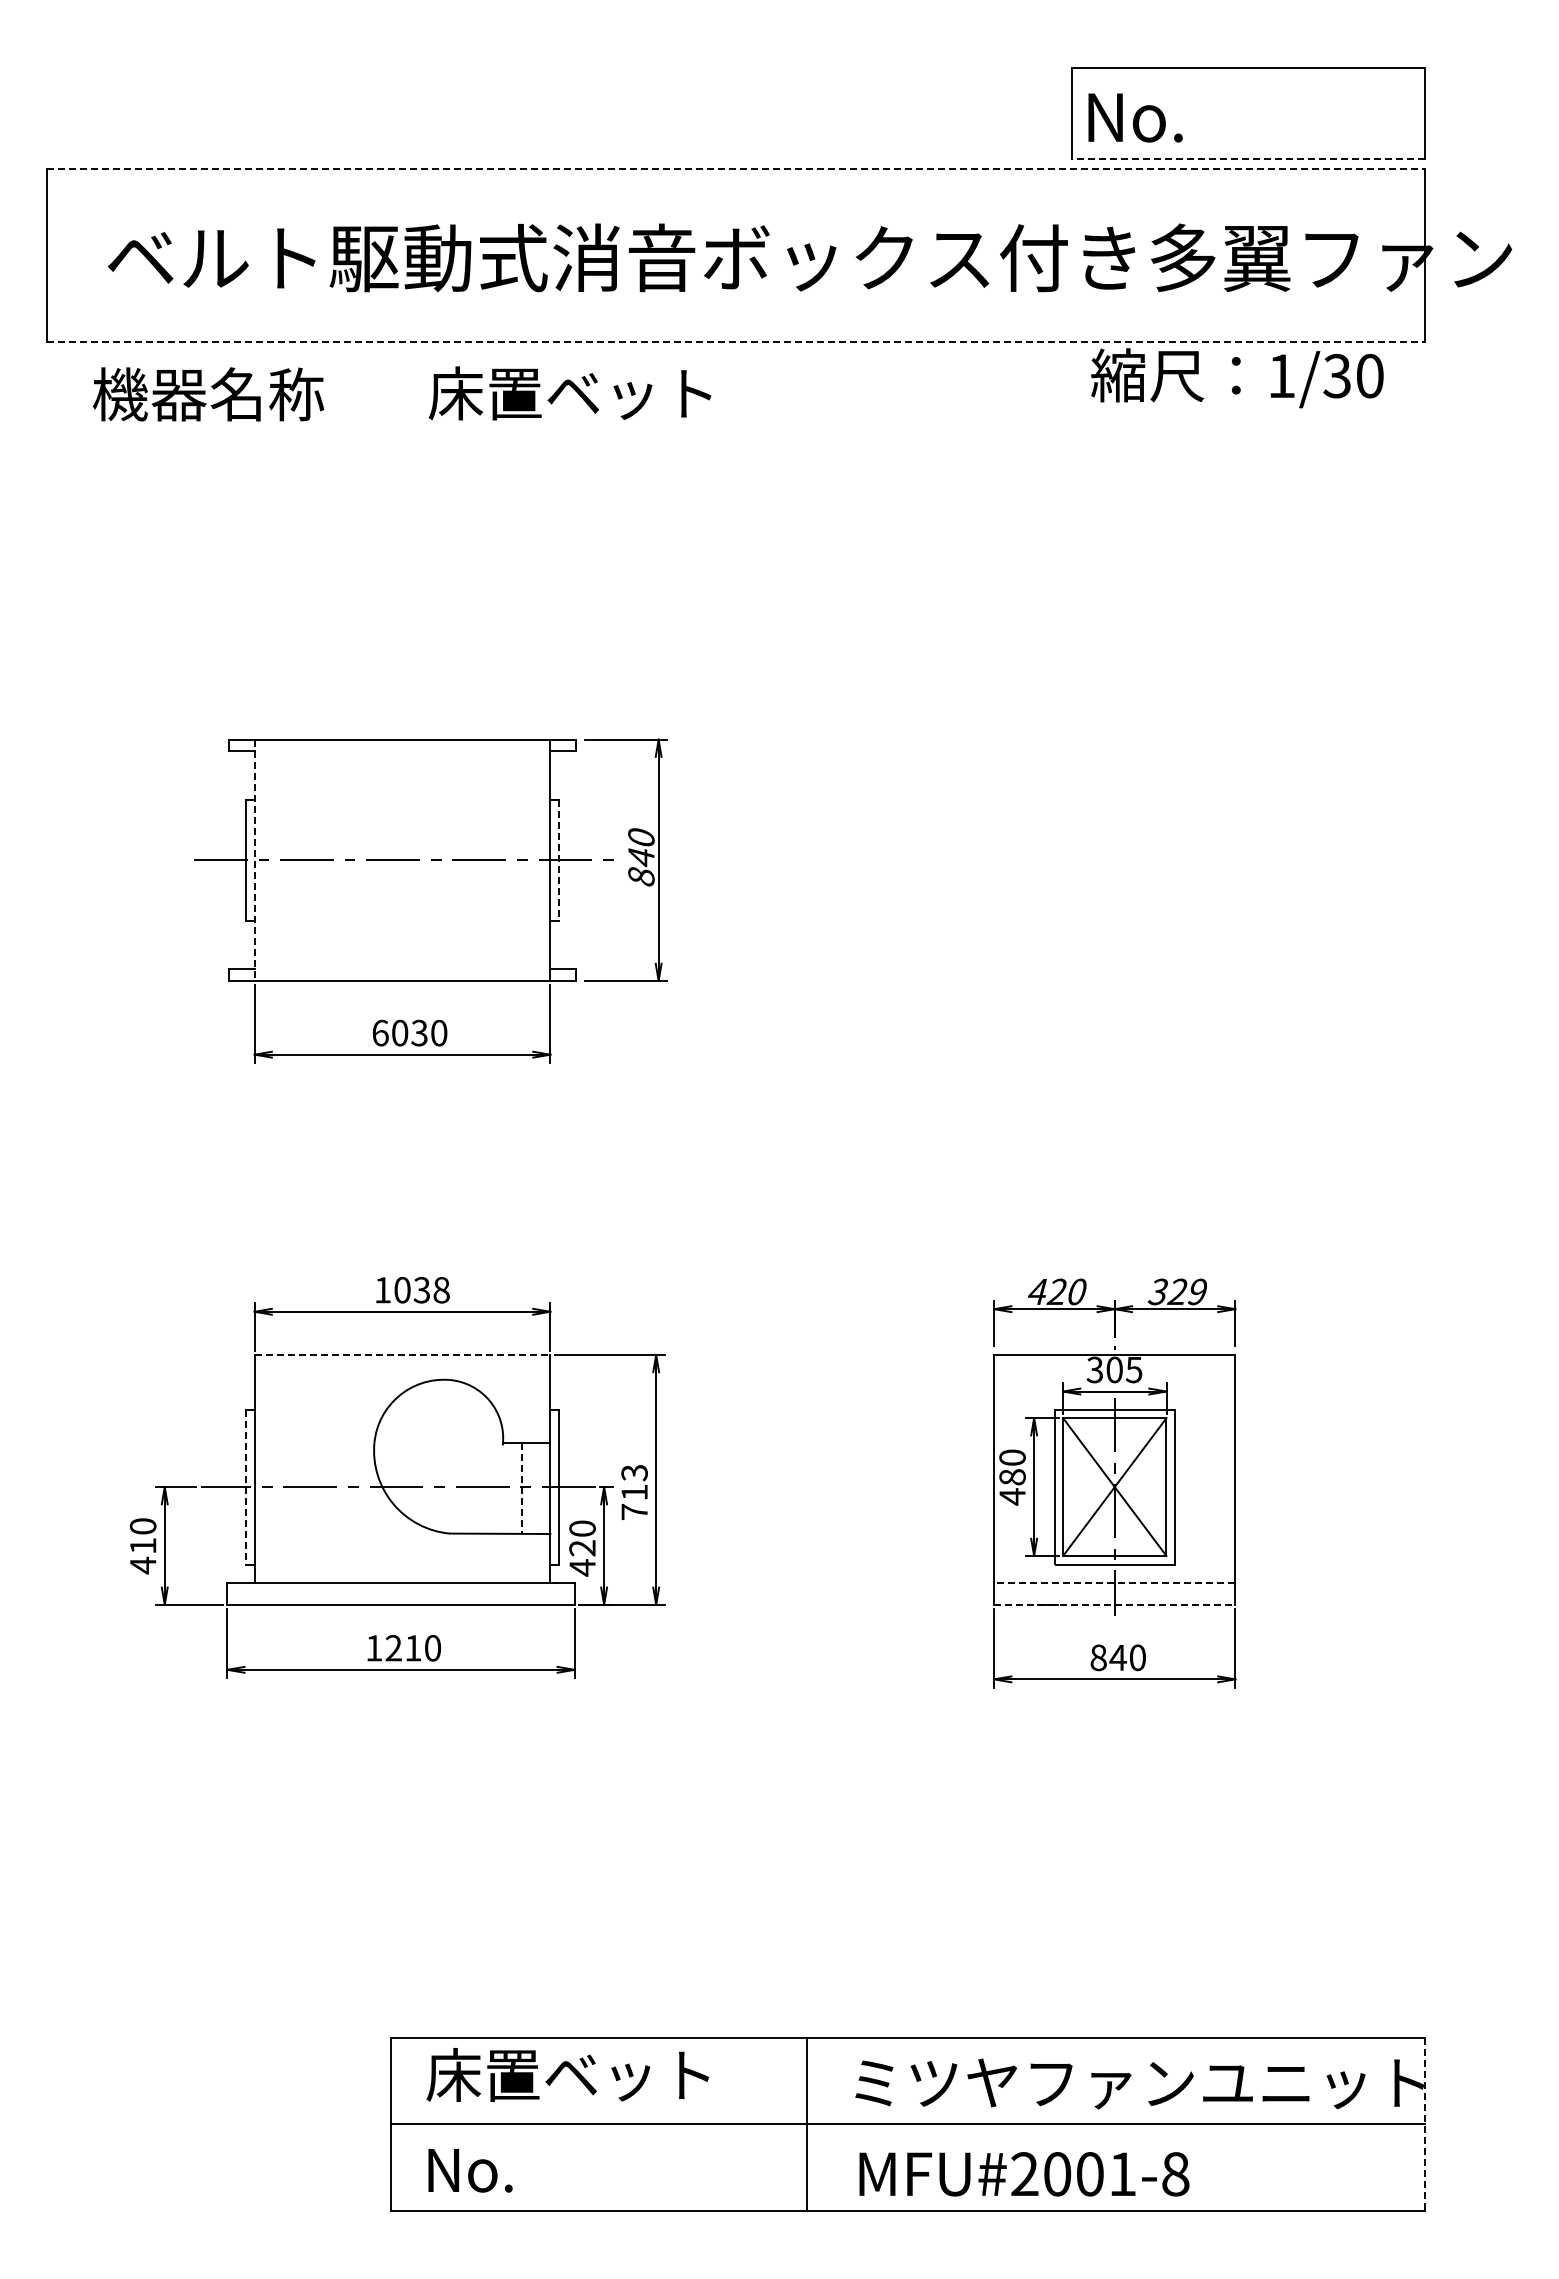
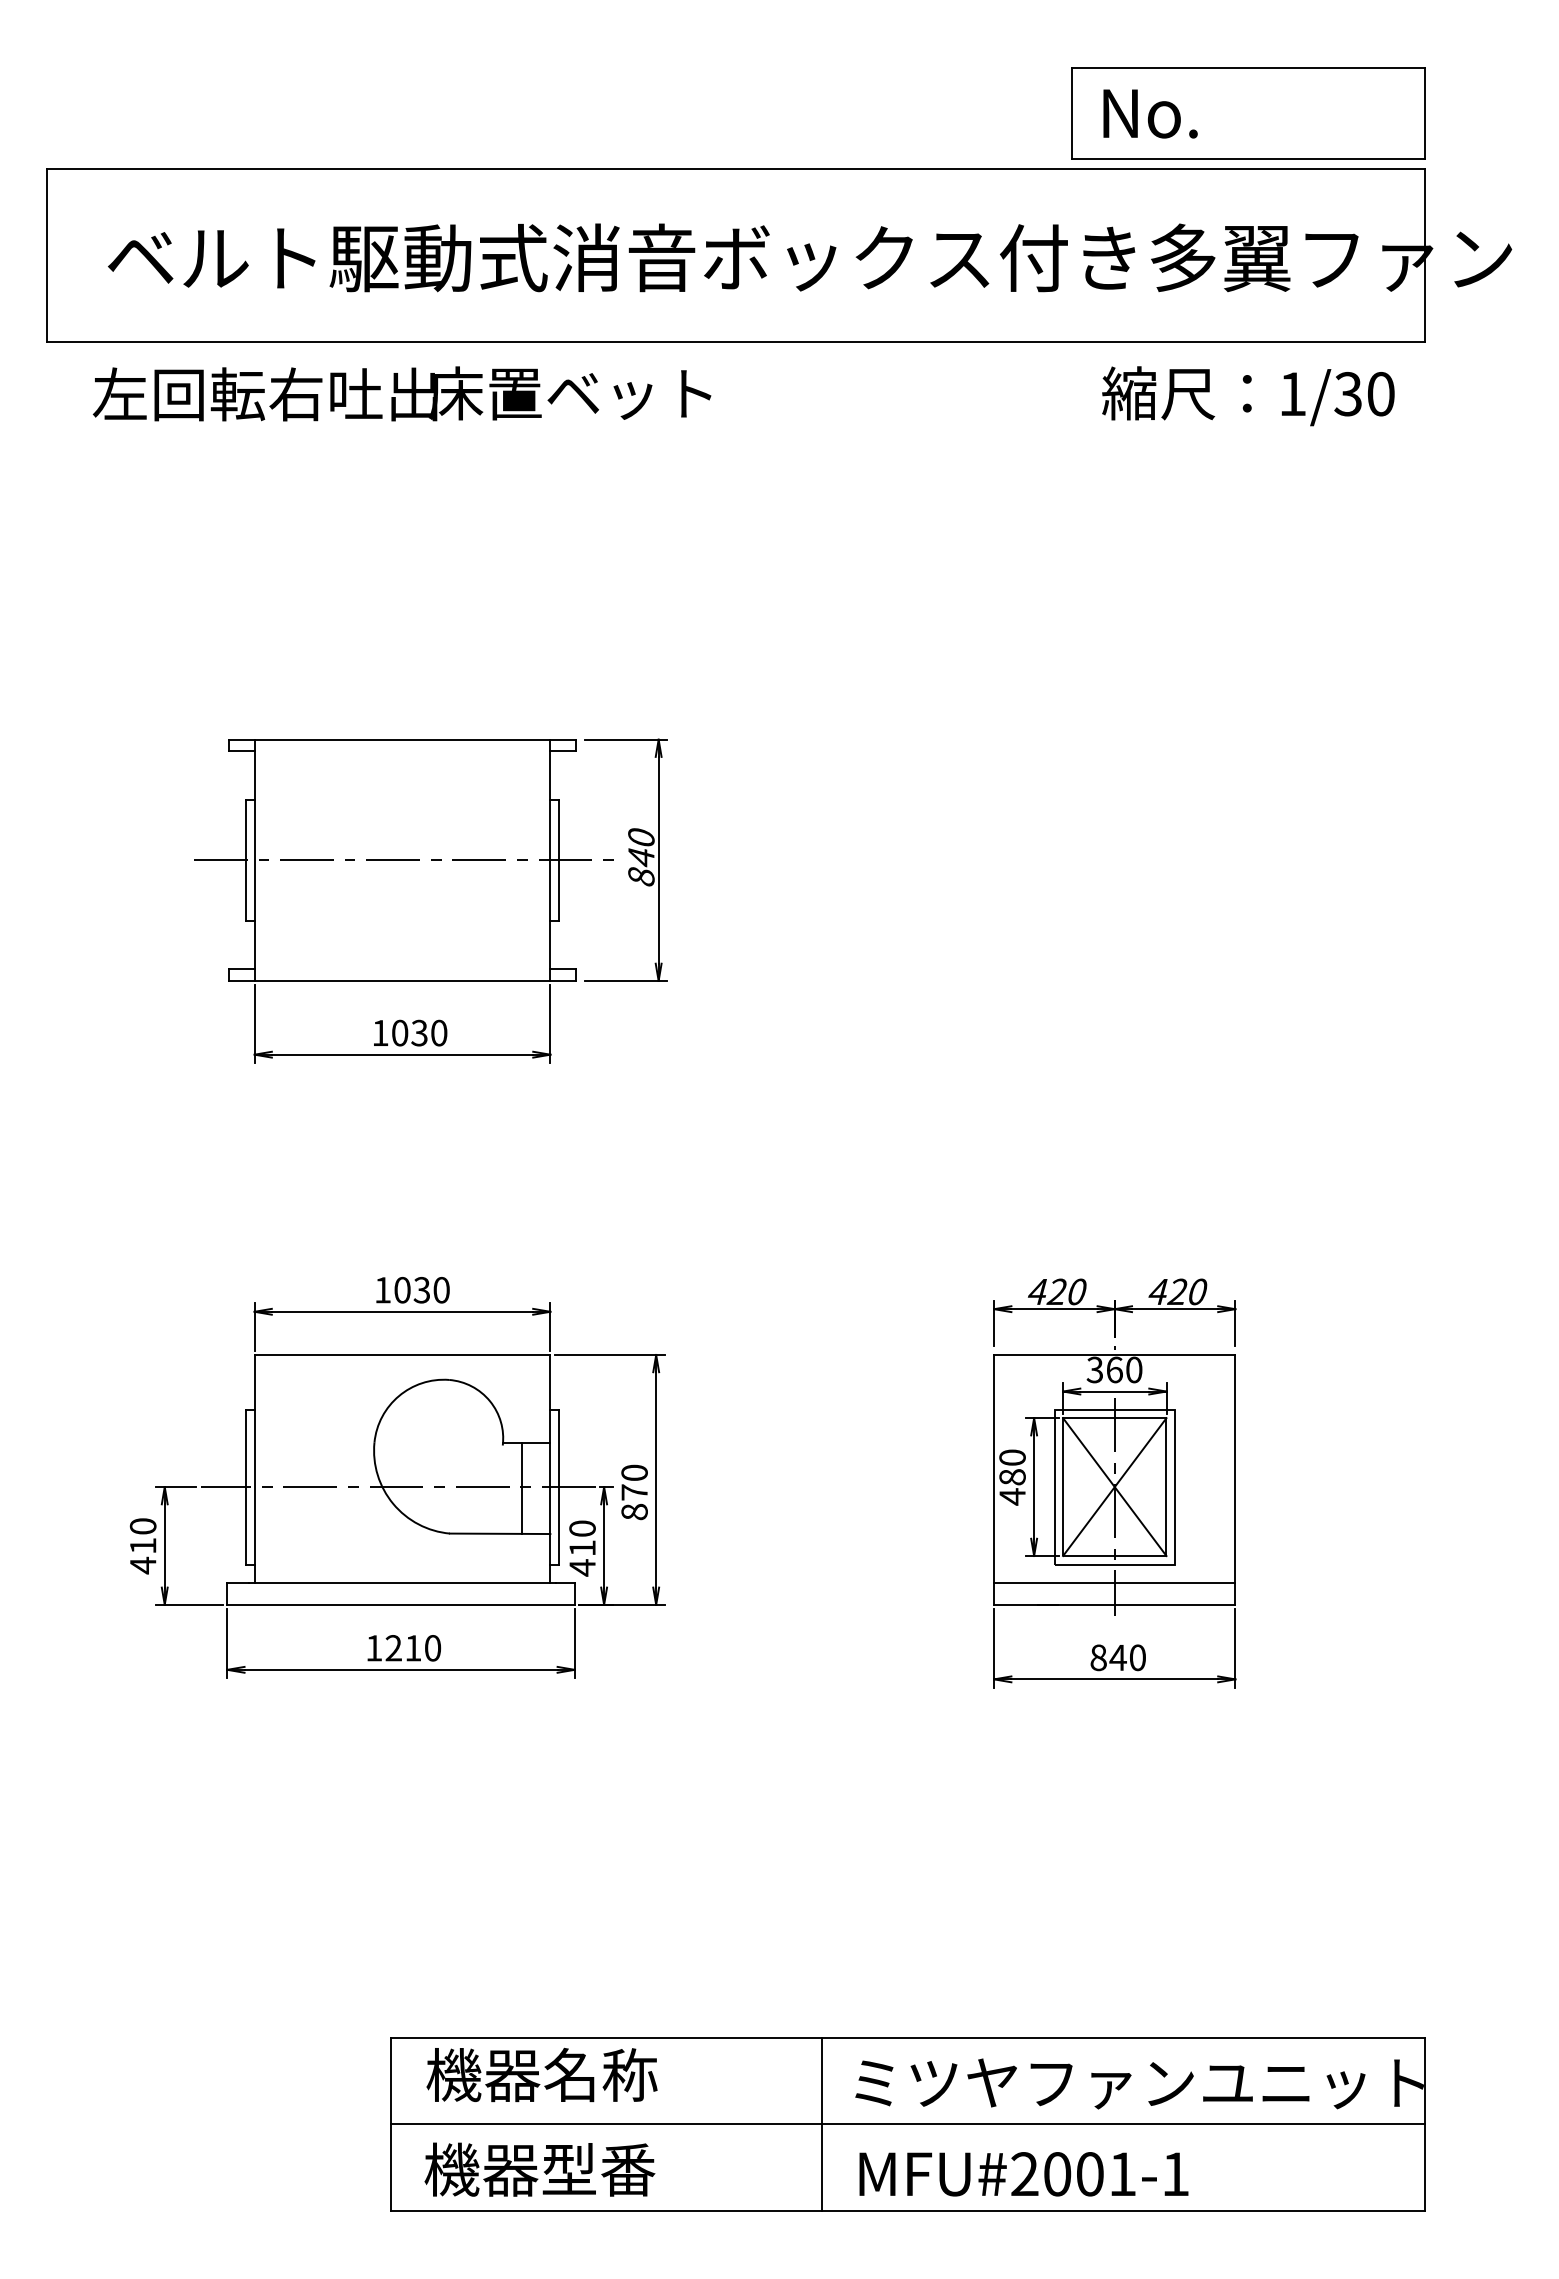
text position: (1135, 117) -> (1150, 113) (1150, 113)
line: dashed -> solid (1248, 159)
line: dashed -> solid (736, 169)
line: dashed -> solid (736, 341)
text position: (1237, 378) -> (1248, 396) (1248, 396)
text: 機器名称 -> 左回転右吐出 (264, 394)
line: dashed -> solid (254, 860)
line: dashed -> solid (559, 860)
text: 6030 -> 1030 (380, 1032)
text: 1038 -> 1030 (441, 1290)
text: 329 -> 420 (1177, 1291)
line: dashed -> solid (402, 1354)
text: 305 -> 360 (1124, 1369)
line: dashed -> solid (246, 1487)
line: dashed -> solid (521, 1489)
text: 713 -> 870 (634, 1492)
text: 420 -> 410 (582, 1548)
line: dashed -> solid (1114, 1583)
line: dashed -> solid (1114, 1604)
text: 床置ベット -> 機器名称 (567, 2074)
line position: (807, 2124) -> (822, 2124) (822, 2124)
line: dashed -> solid (1425, 2124)
text: No. -> 機器型番 (539, 2169)
text: MFU#2001-8 -> MFU#2001-1 (1175, 2174)
